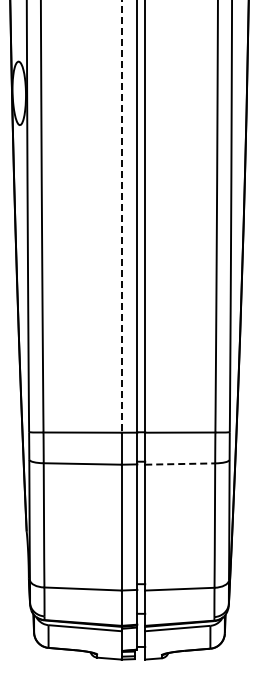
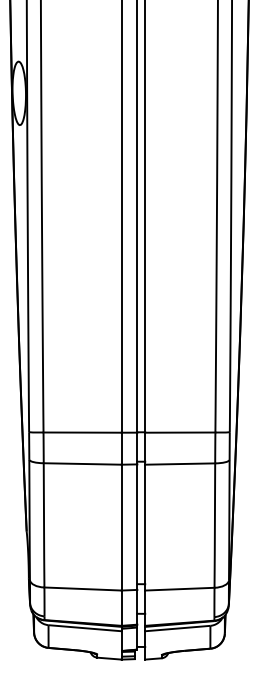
line: dashed -> solid (121, 216)
line: dashed -> solid (180, 464)
